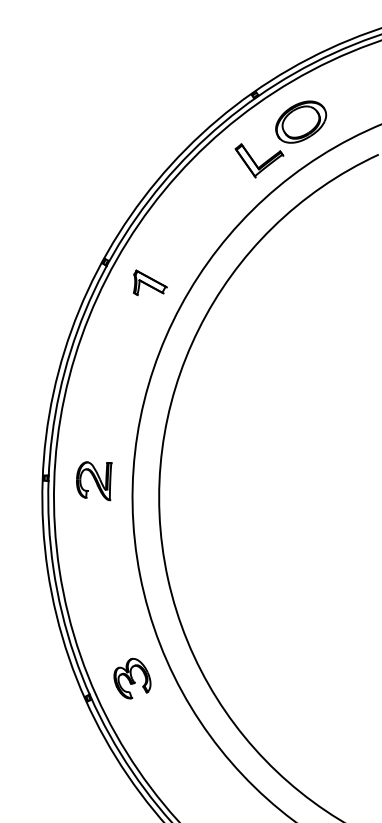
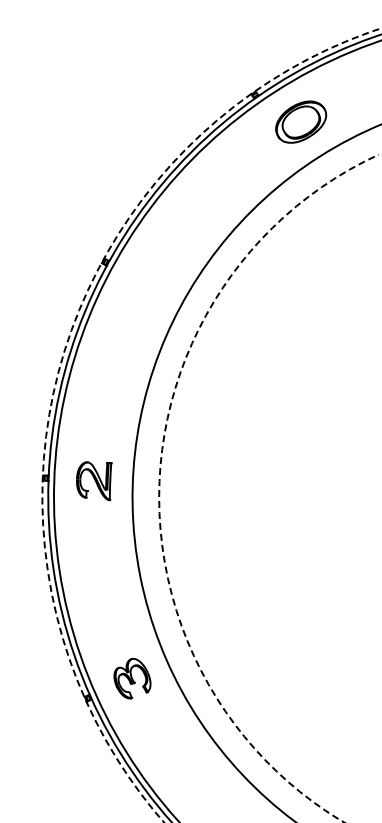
part: present -> none (259, 160)
part: present -> none (149, 282)
arc: solid -> dashed (59, 367)
arc: solid -> dashed (159, 480)
